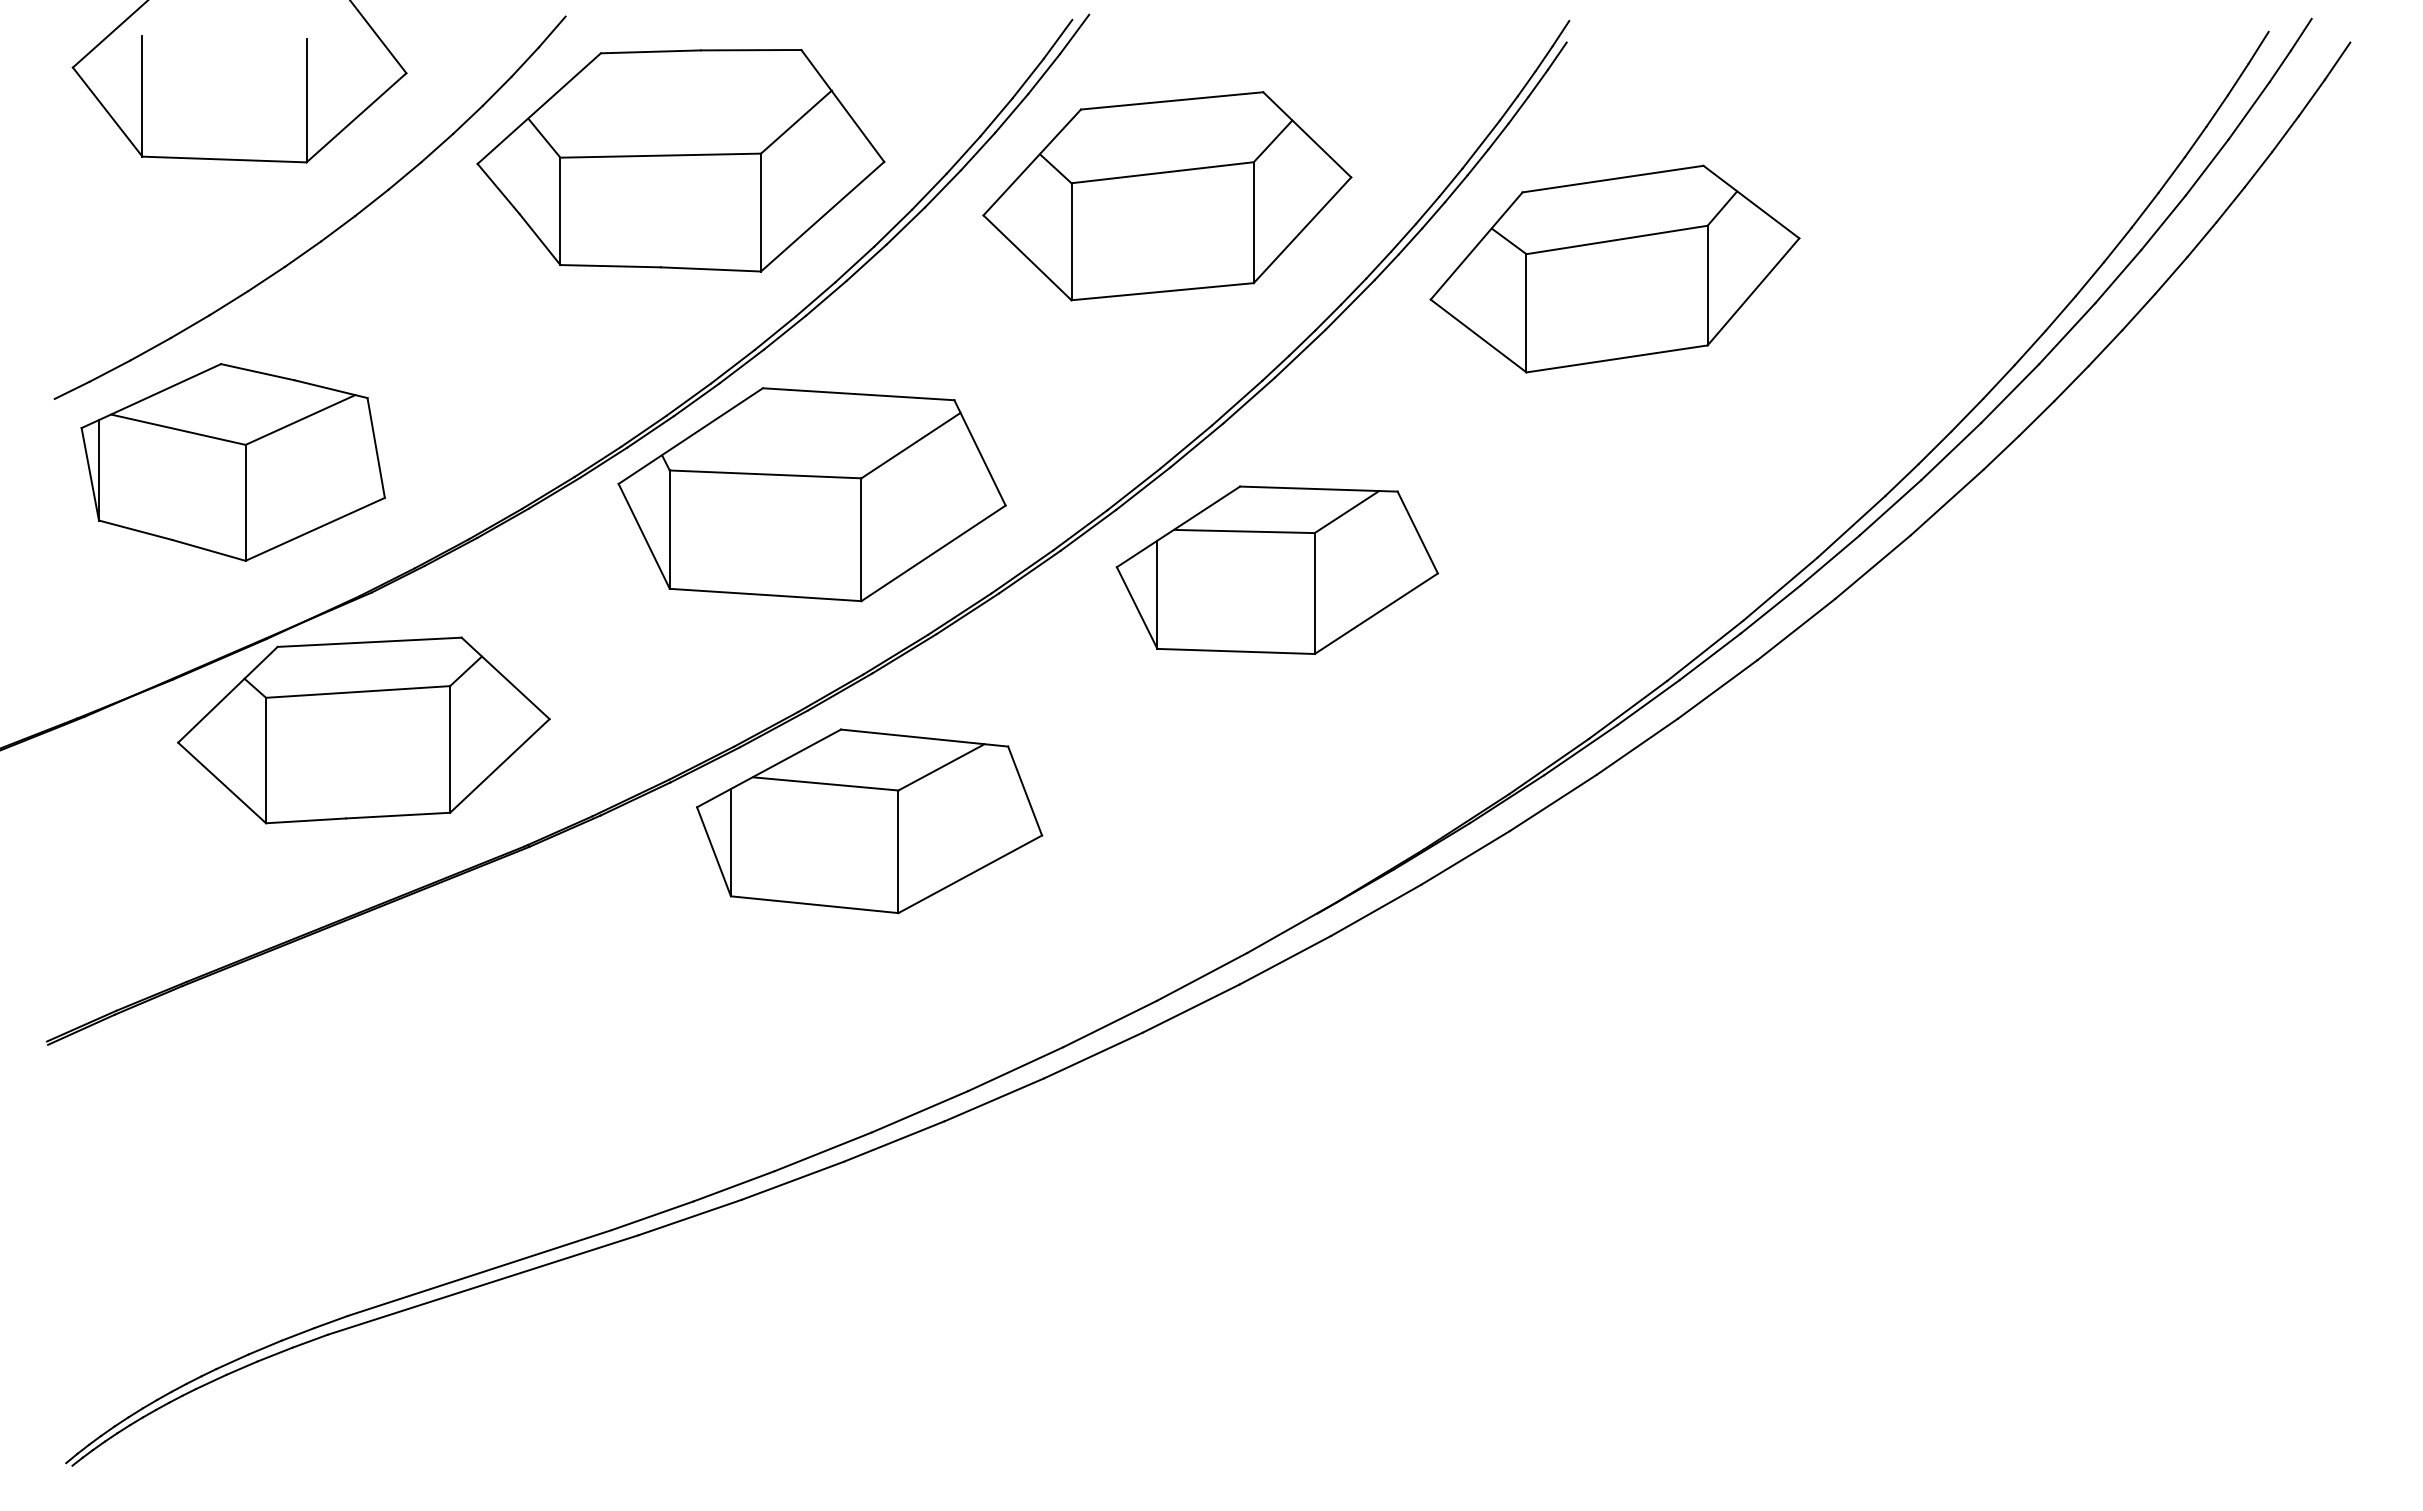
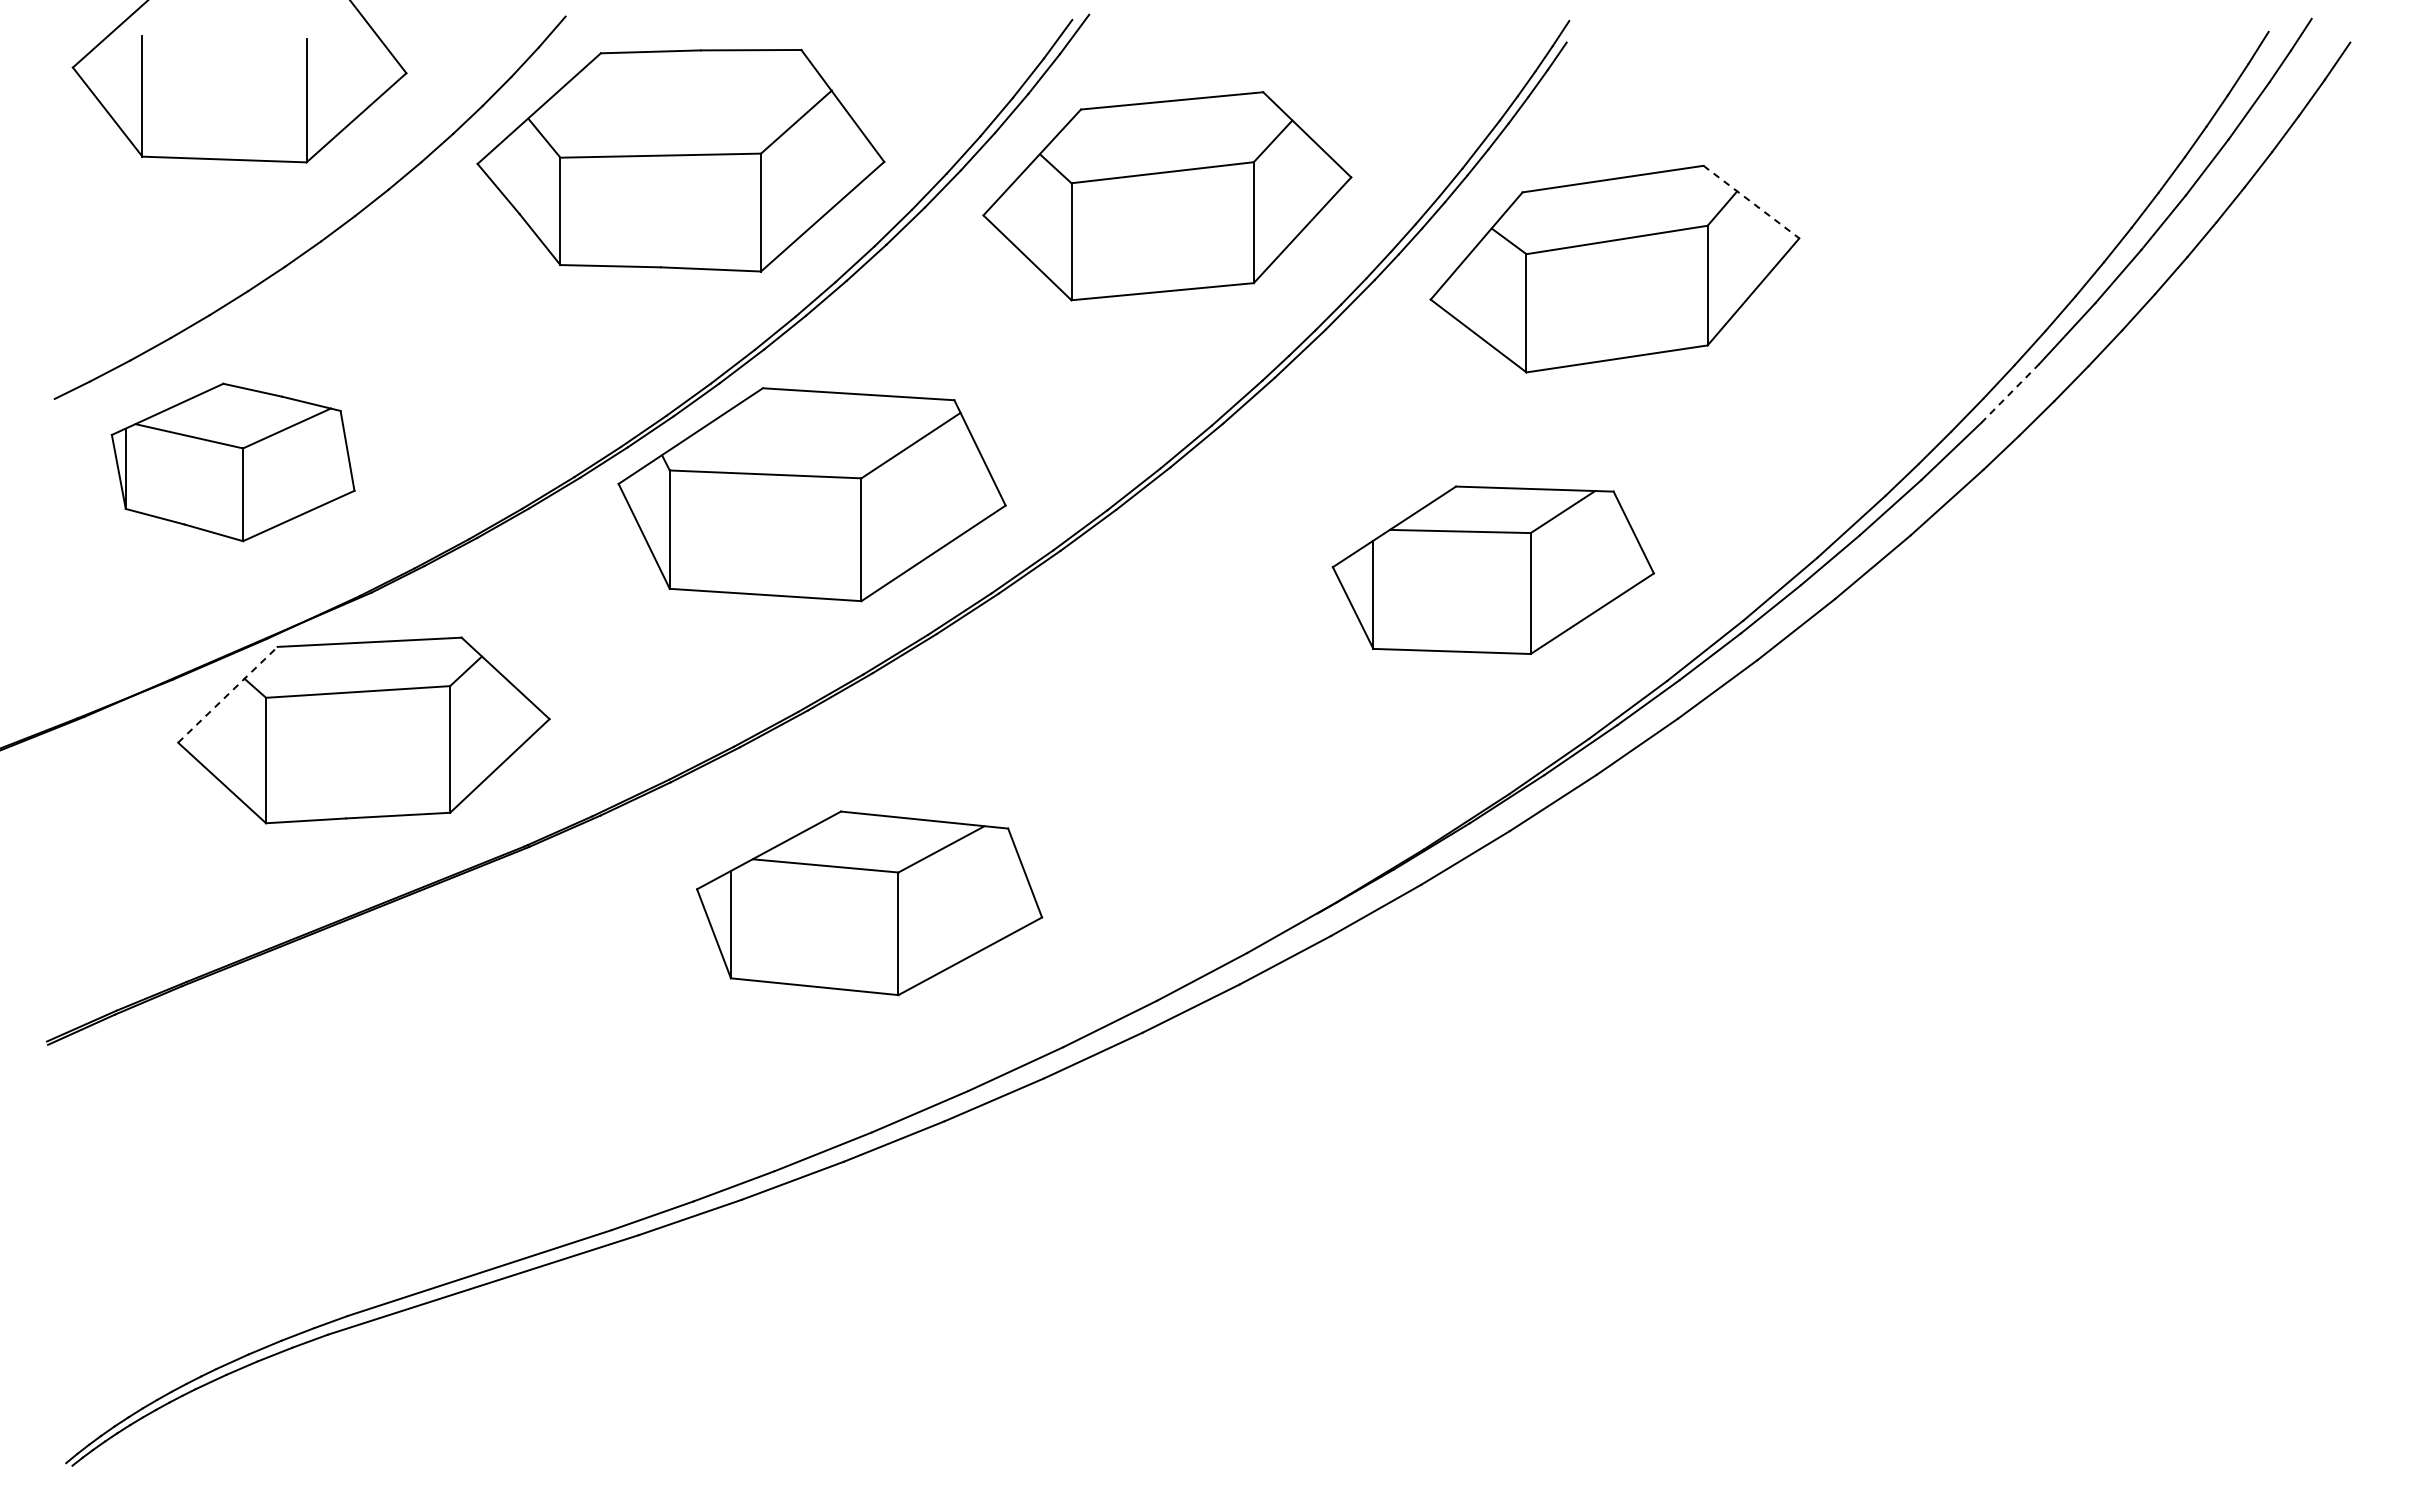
line: solid -> dashed (1751, 202)
line: solid -> dashed (2010, 393)
part size: 306x199 px -> 246x161 px (232, 462)
part position: (1276, 570) -> (1492, 570) (1492, 570)
line: solid -> dashed (228, 694)
part position: (869, 821) -> (869, 903) (869, 903)
